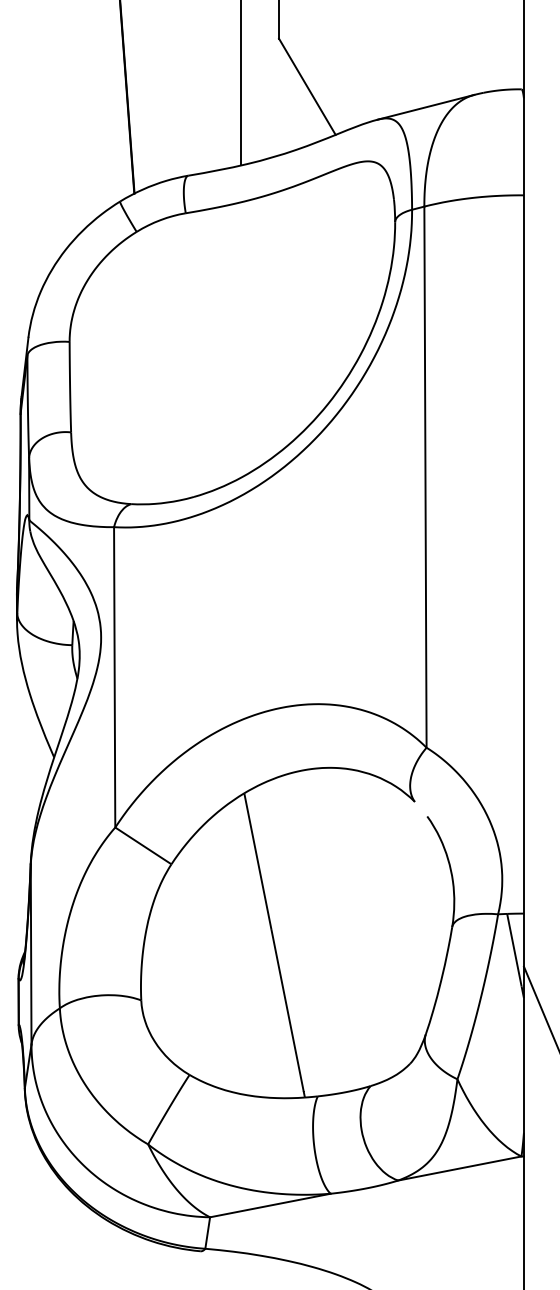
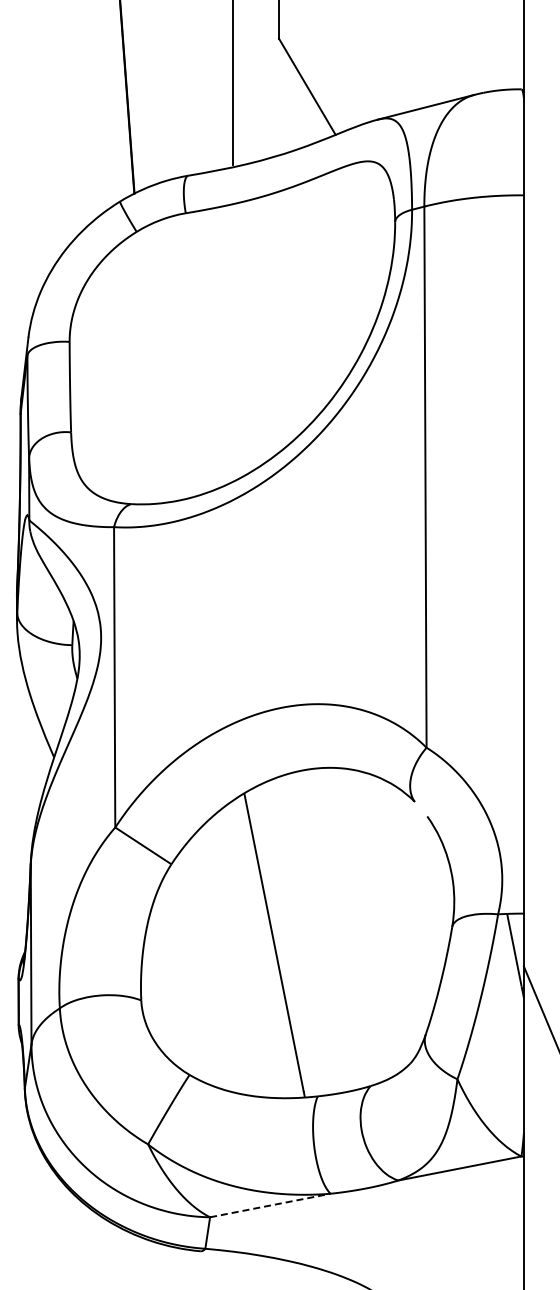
line position: (241, 83) -> (233, 83) (233, 83)
line: solid -> dashed (270, 1205)
